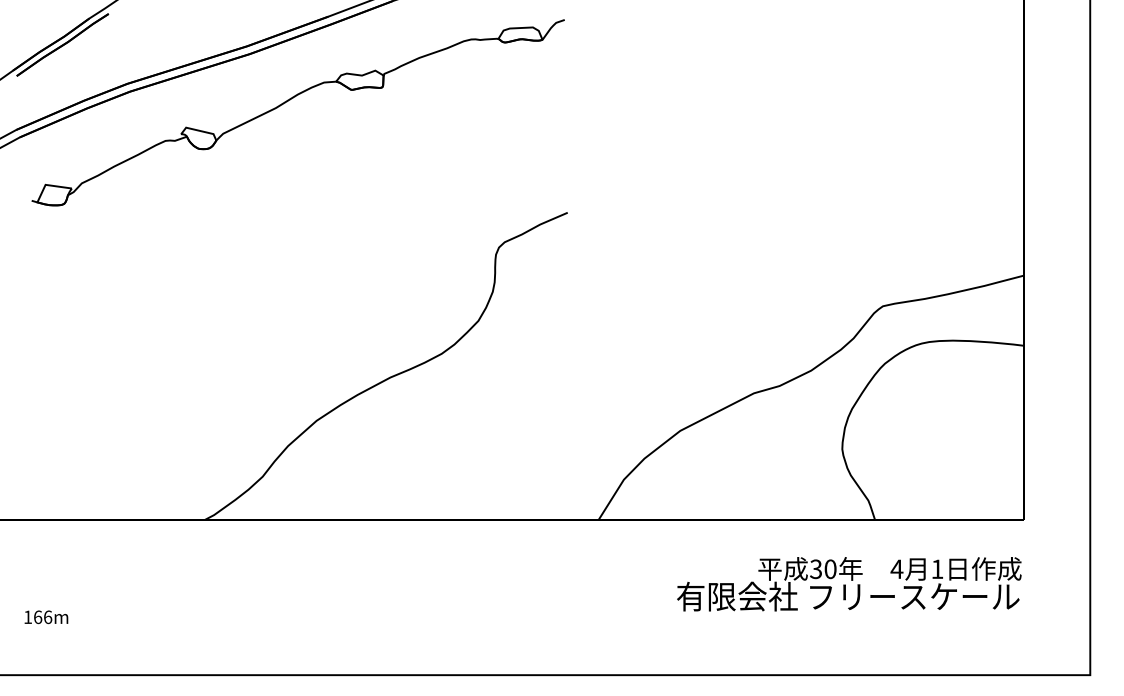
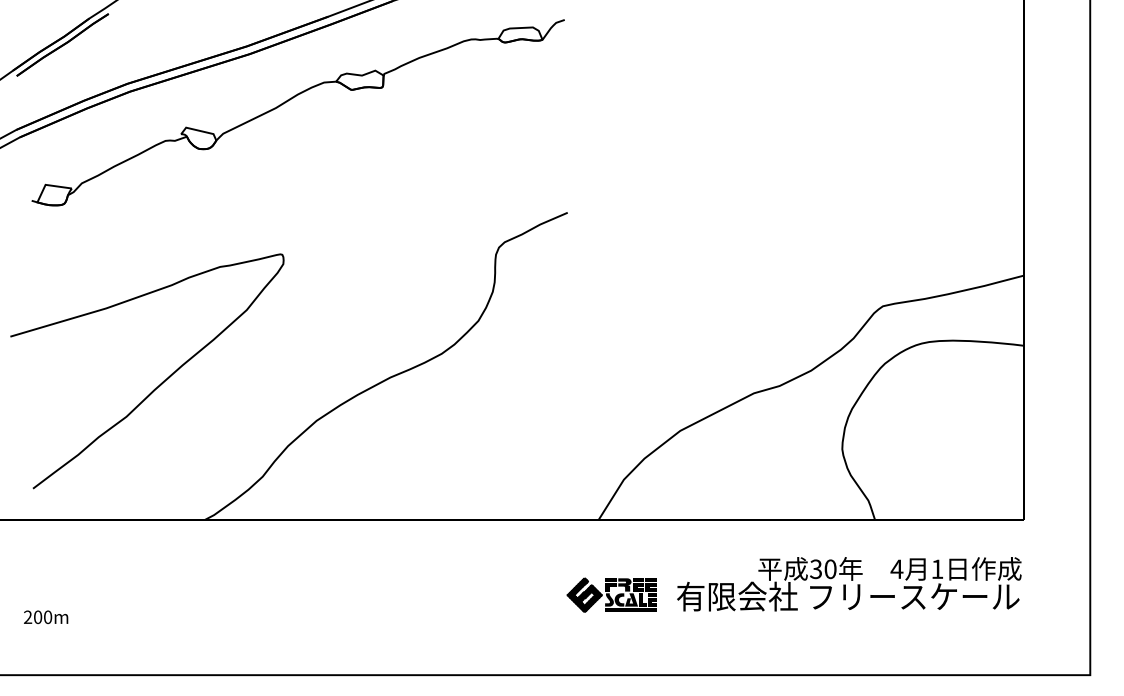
curve: none -> present (160, 383)
part: none -> present (611, 594)
text: 166m -> 200m (38, 616)
